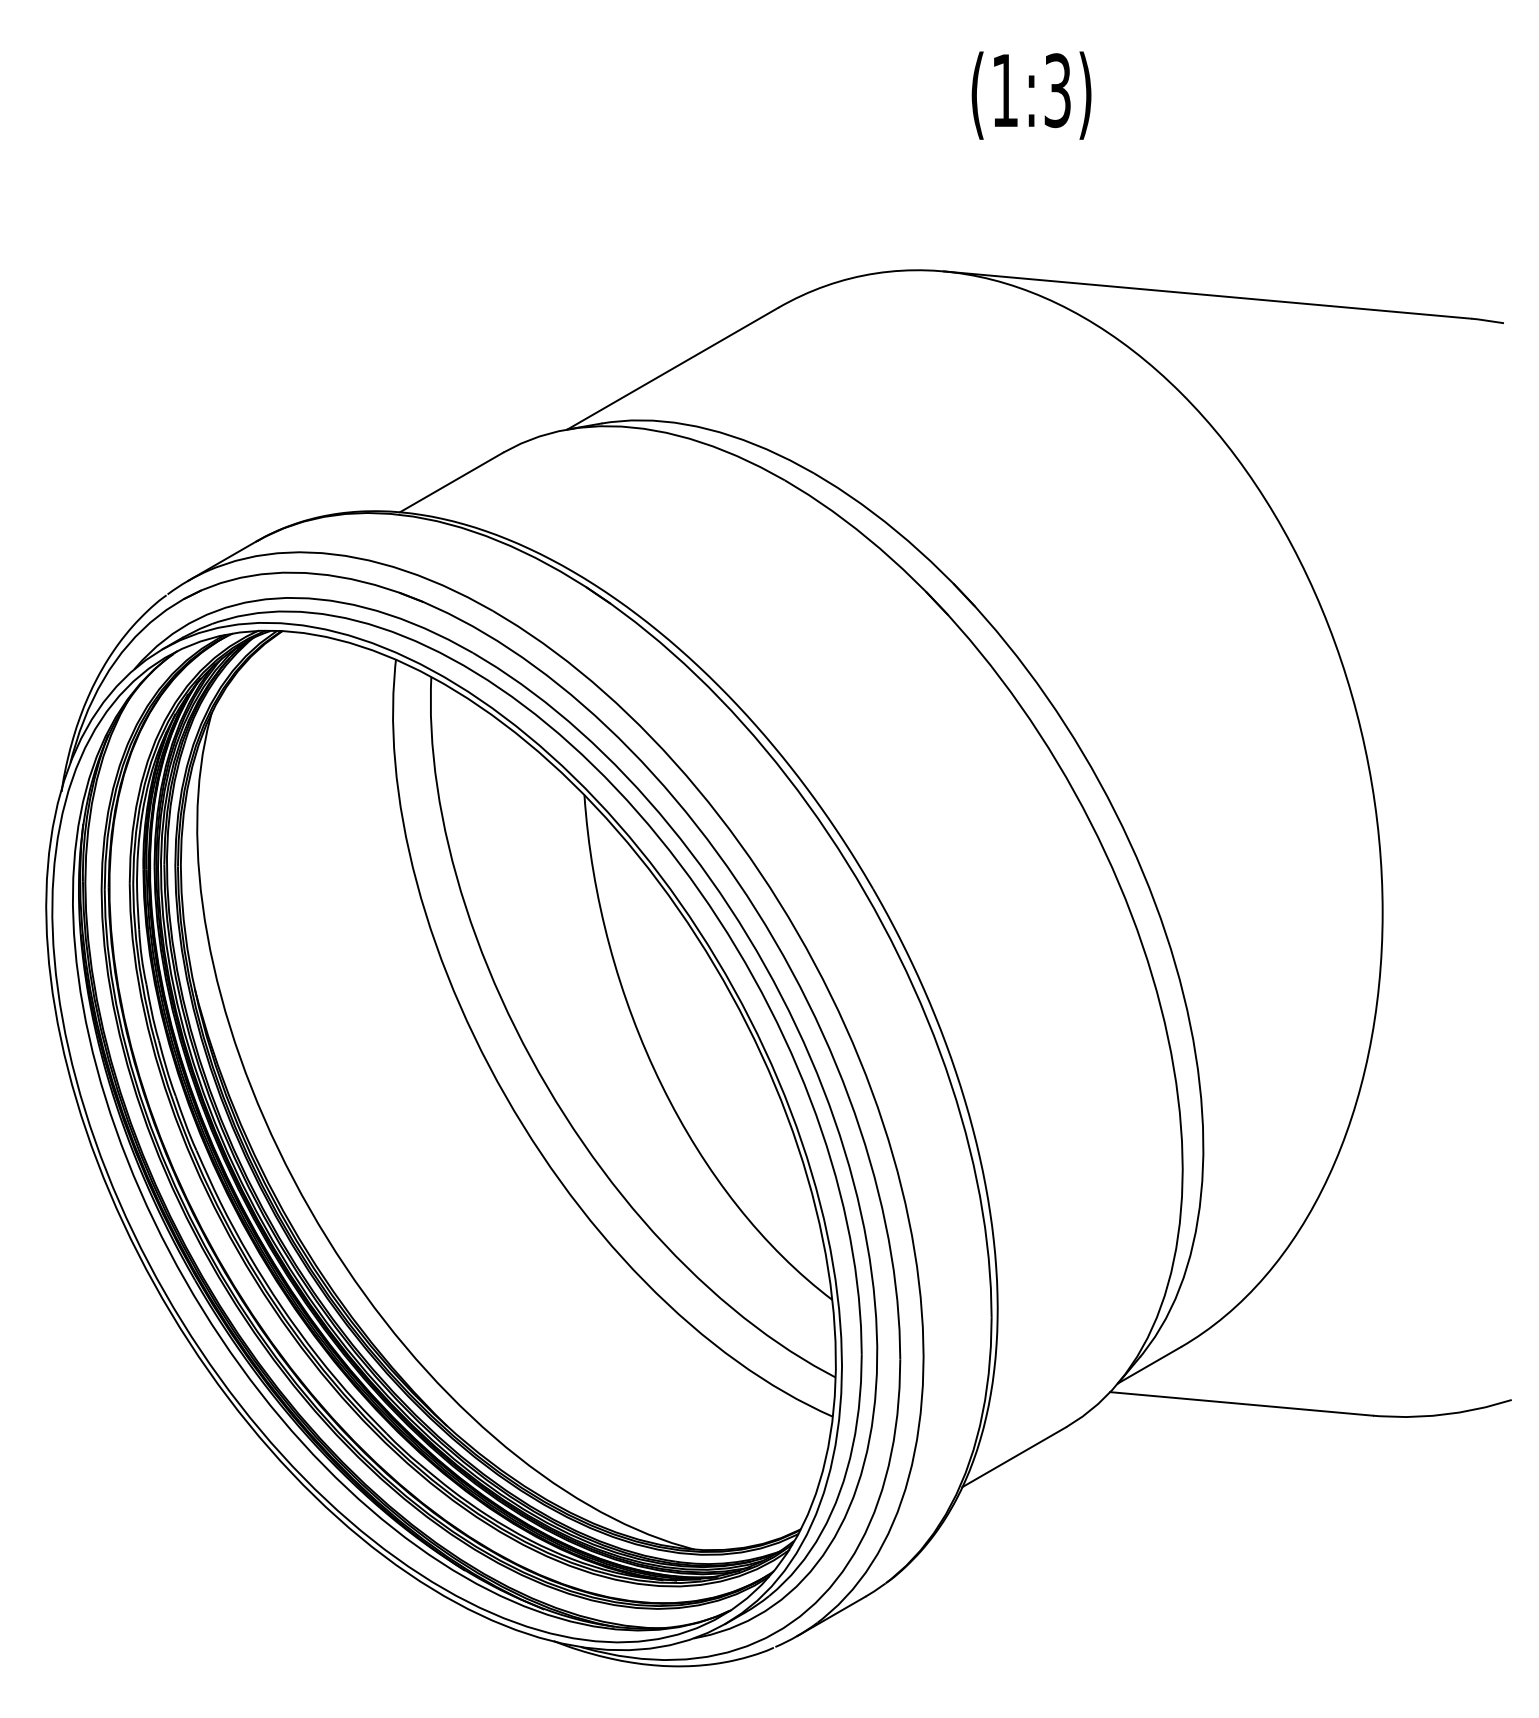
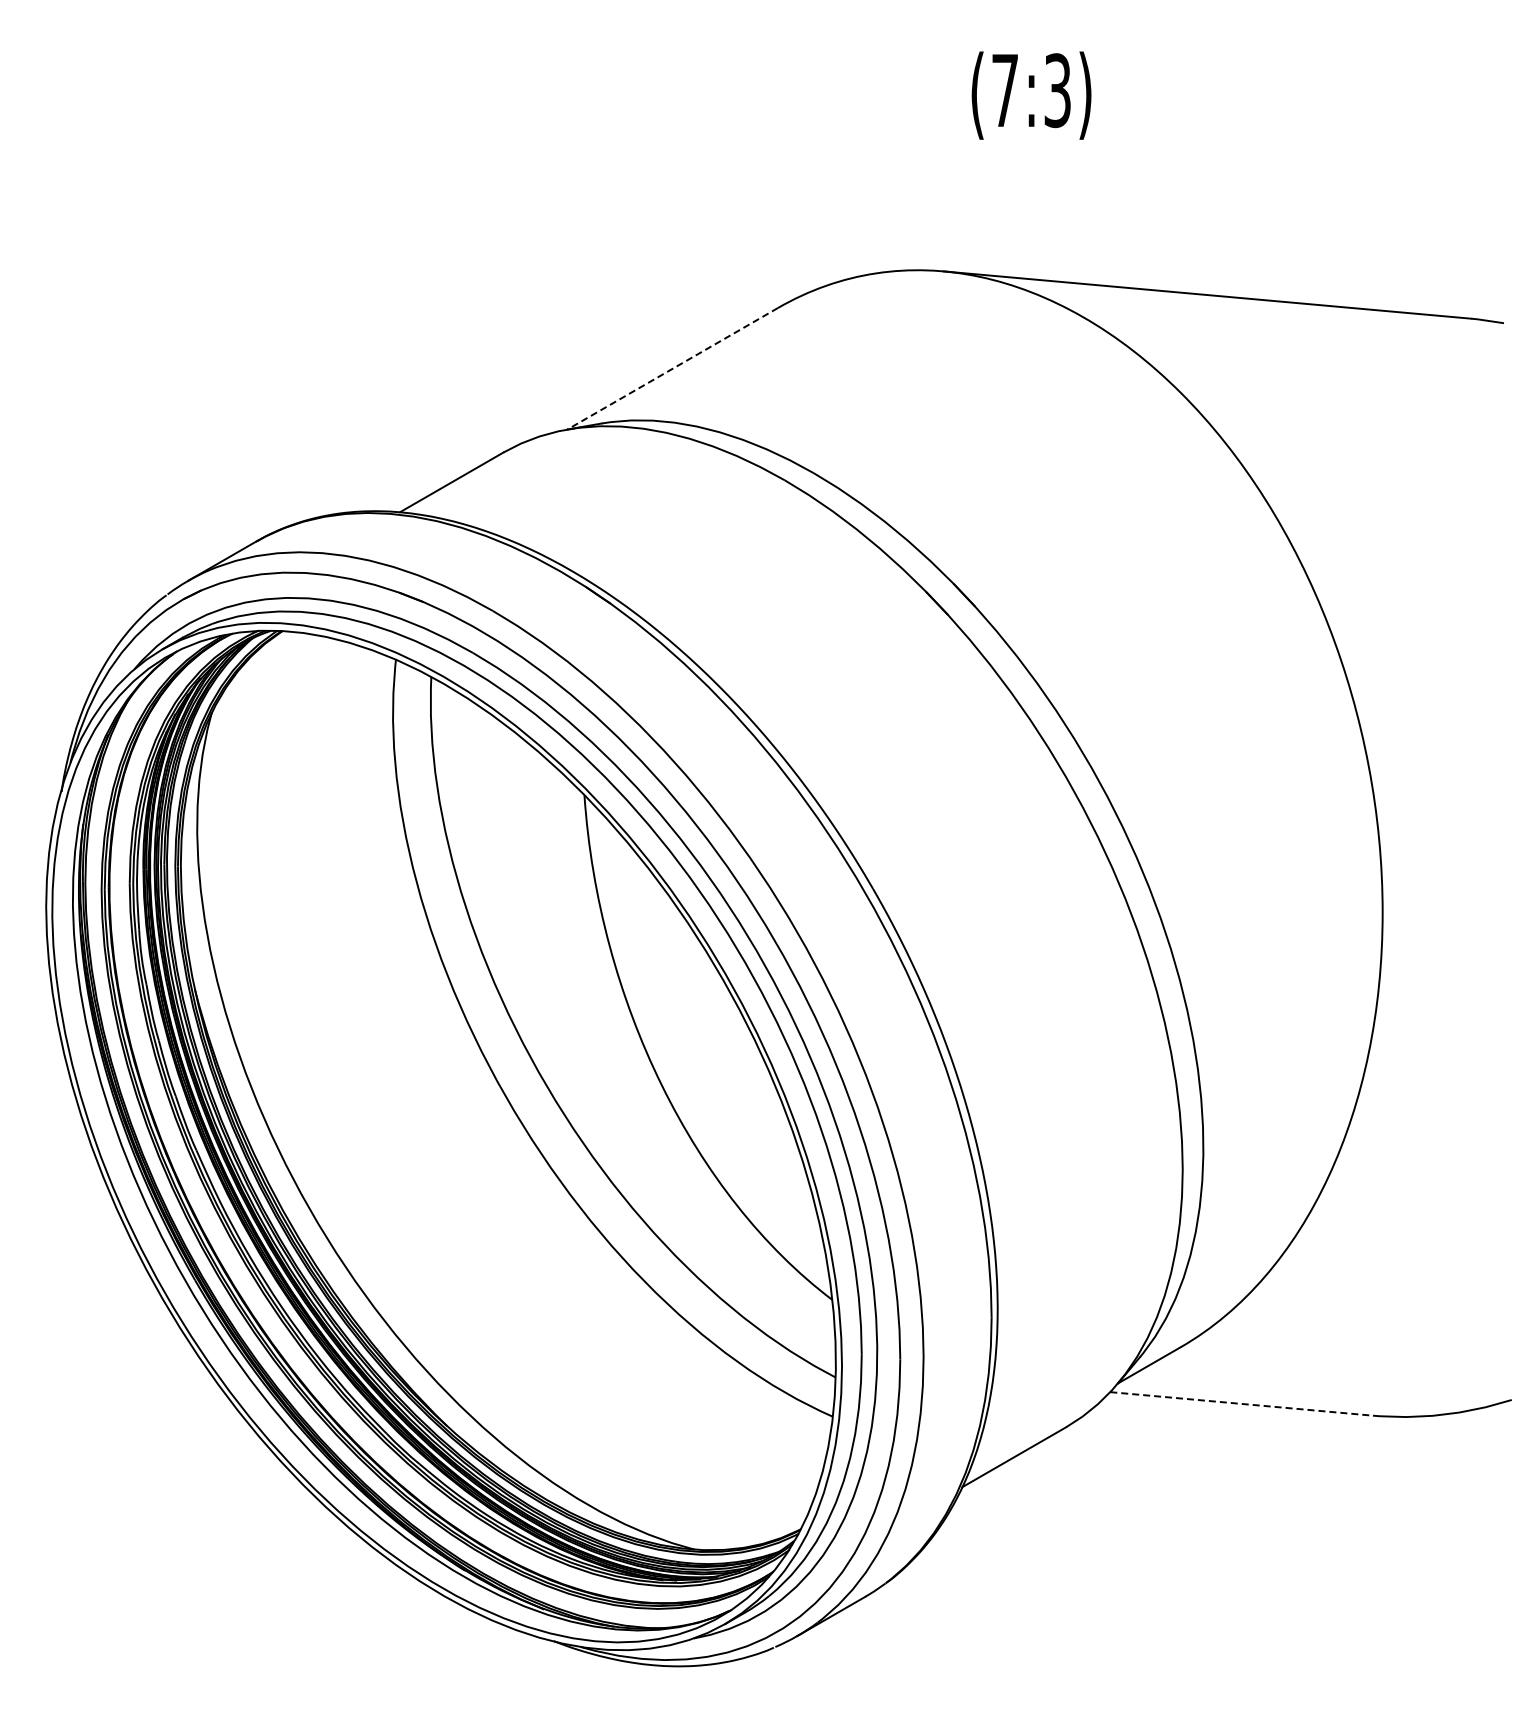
text: (1:3) -> (7:3) (1004, 90)
line: solid -> dashed (672, 368)
line: solid -> dashed (1241, 1403)
